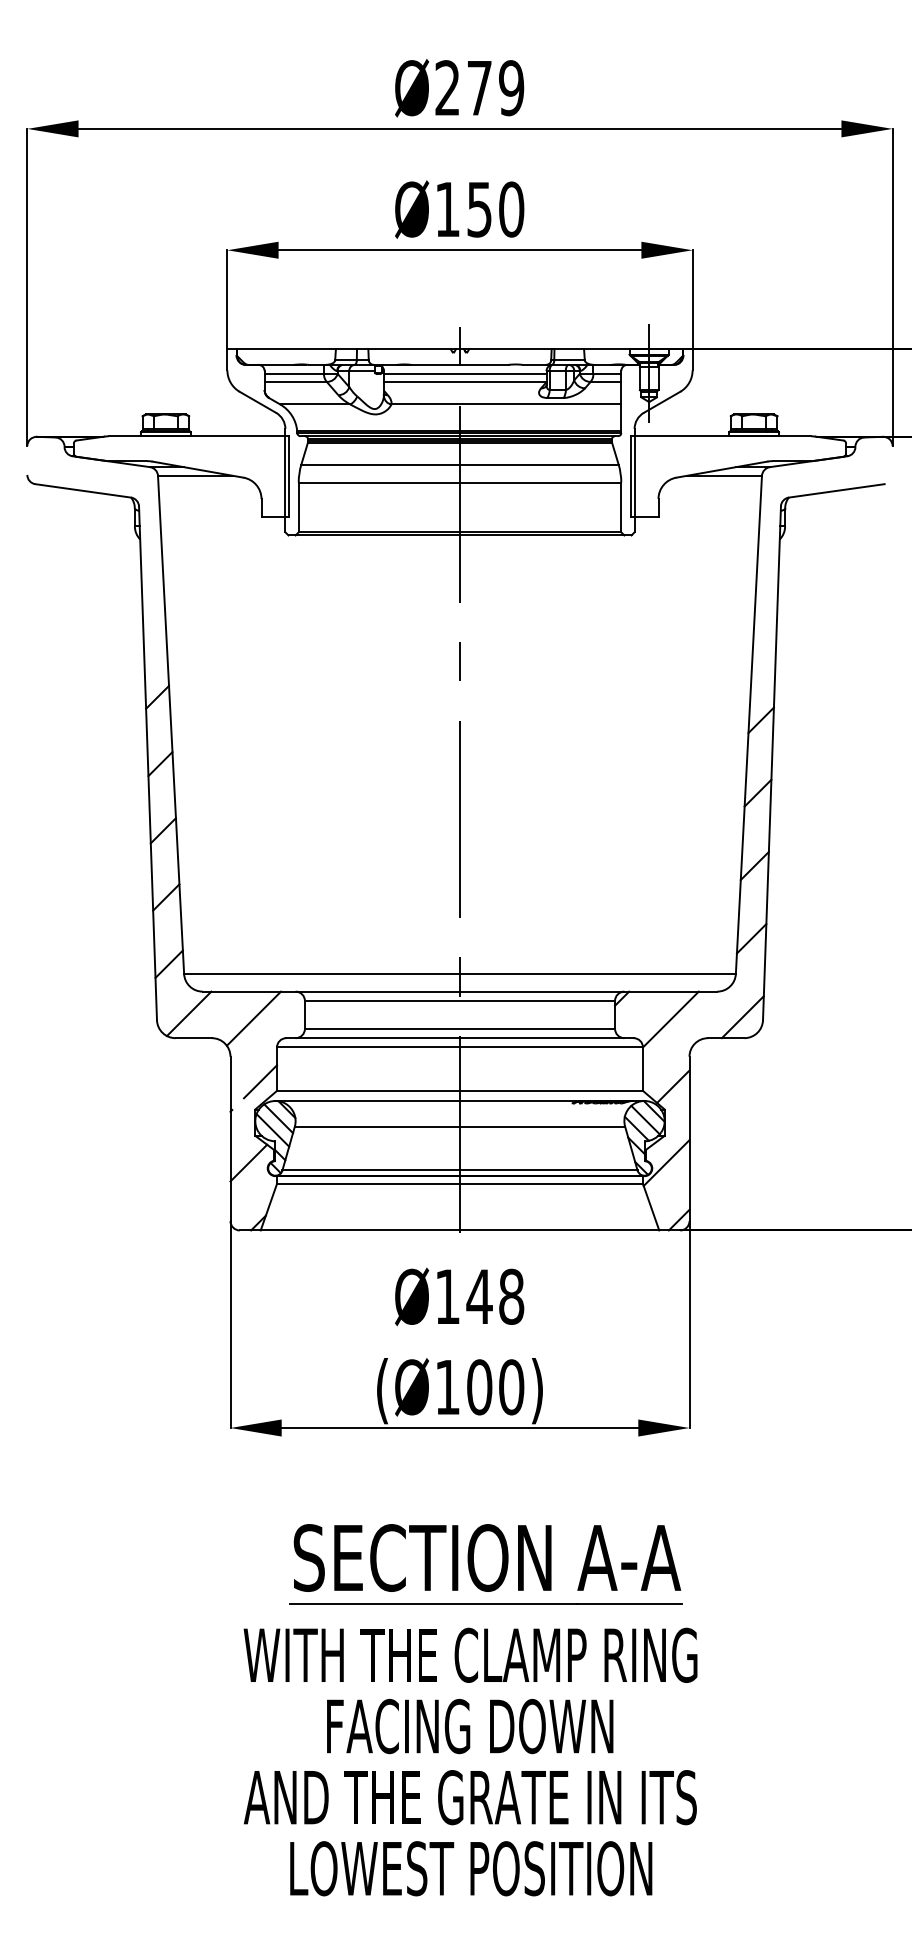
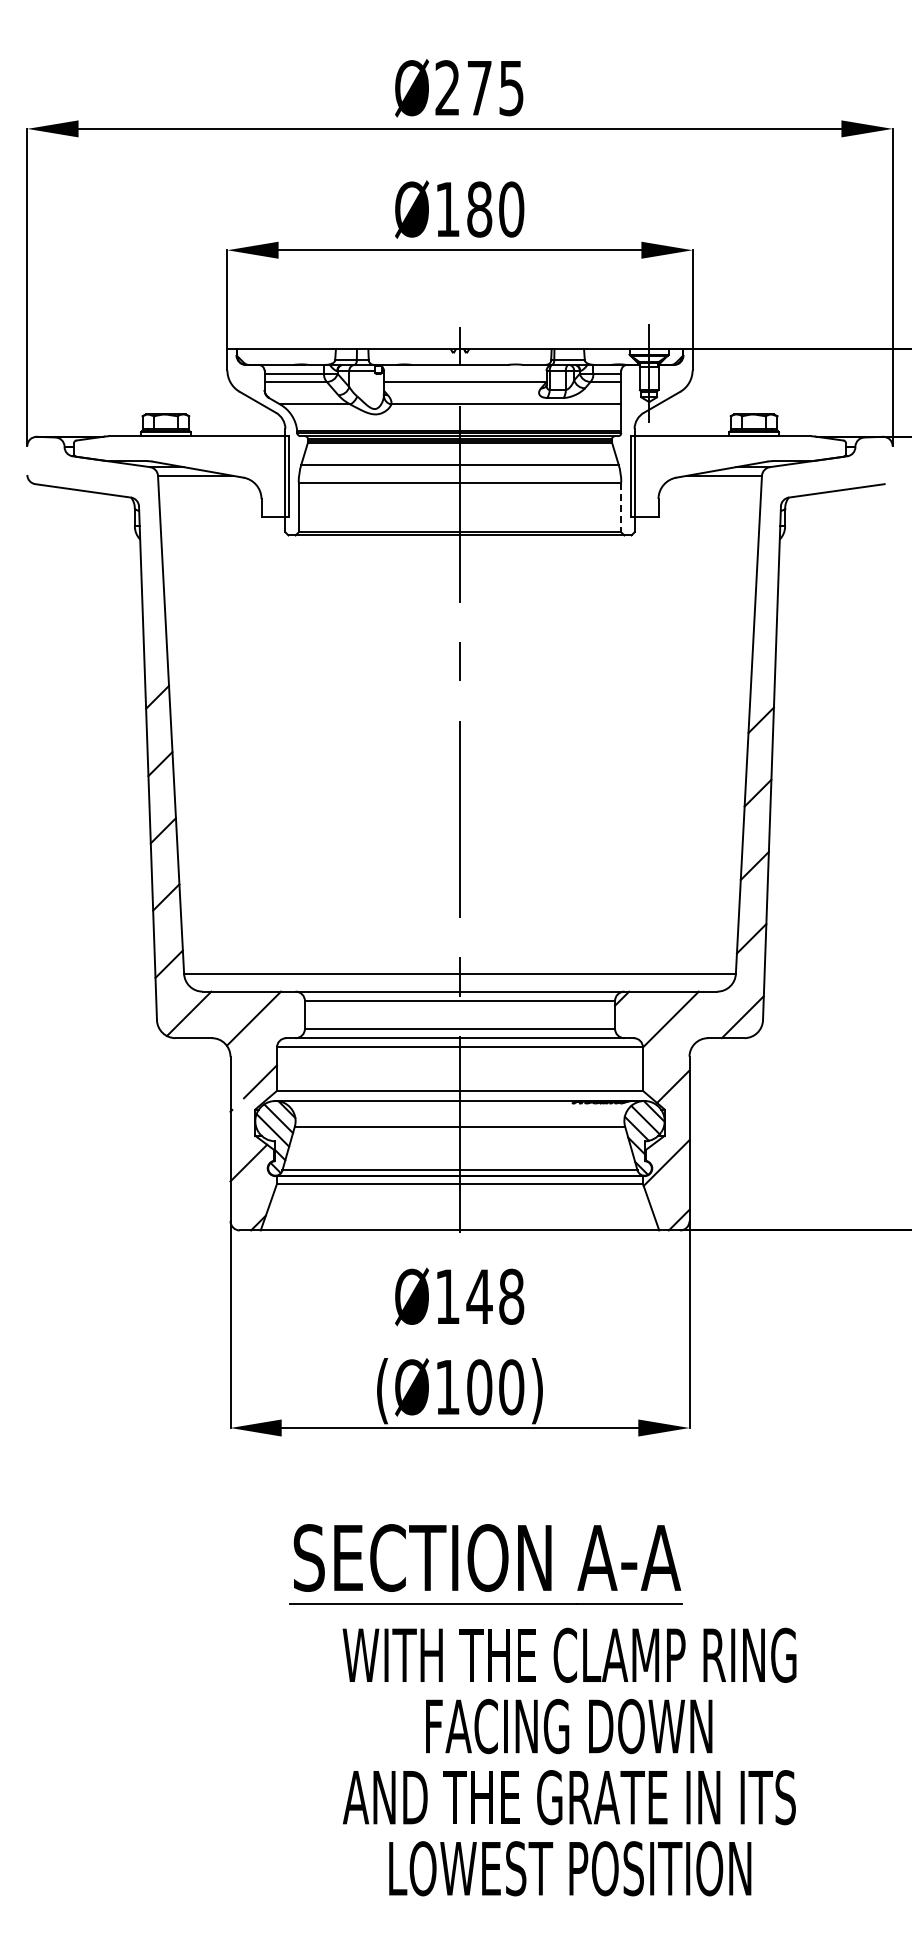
text: Ø279 -> Ø275 (511, 88)
text: Ø150 -> Ø180 (479, 209)
line: present -> none (465, 373)
line: solid -> dashed (621, 507)
text position: (470, 1761) -> (569, 1761) (569, 1761)
